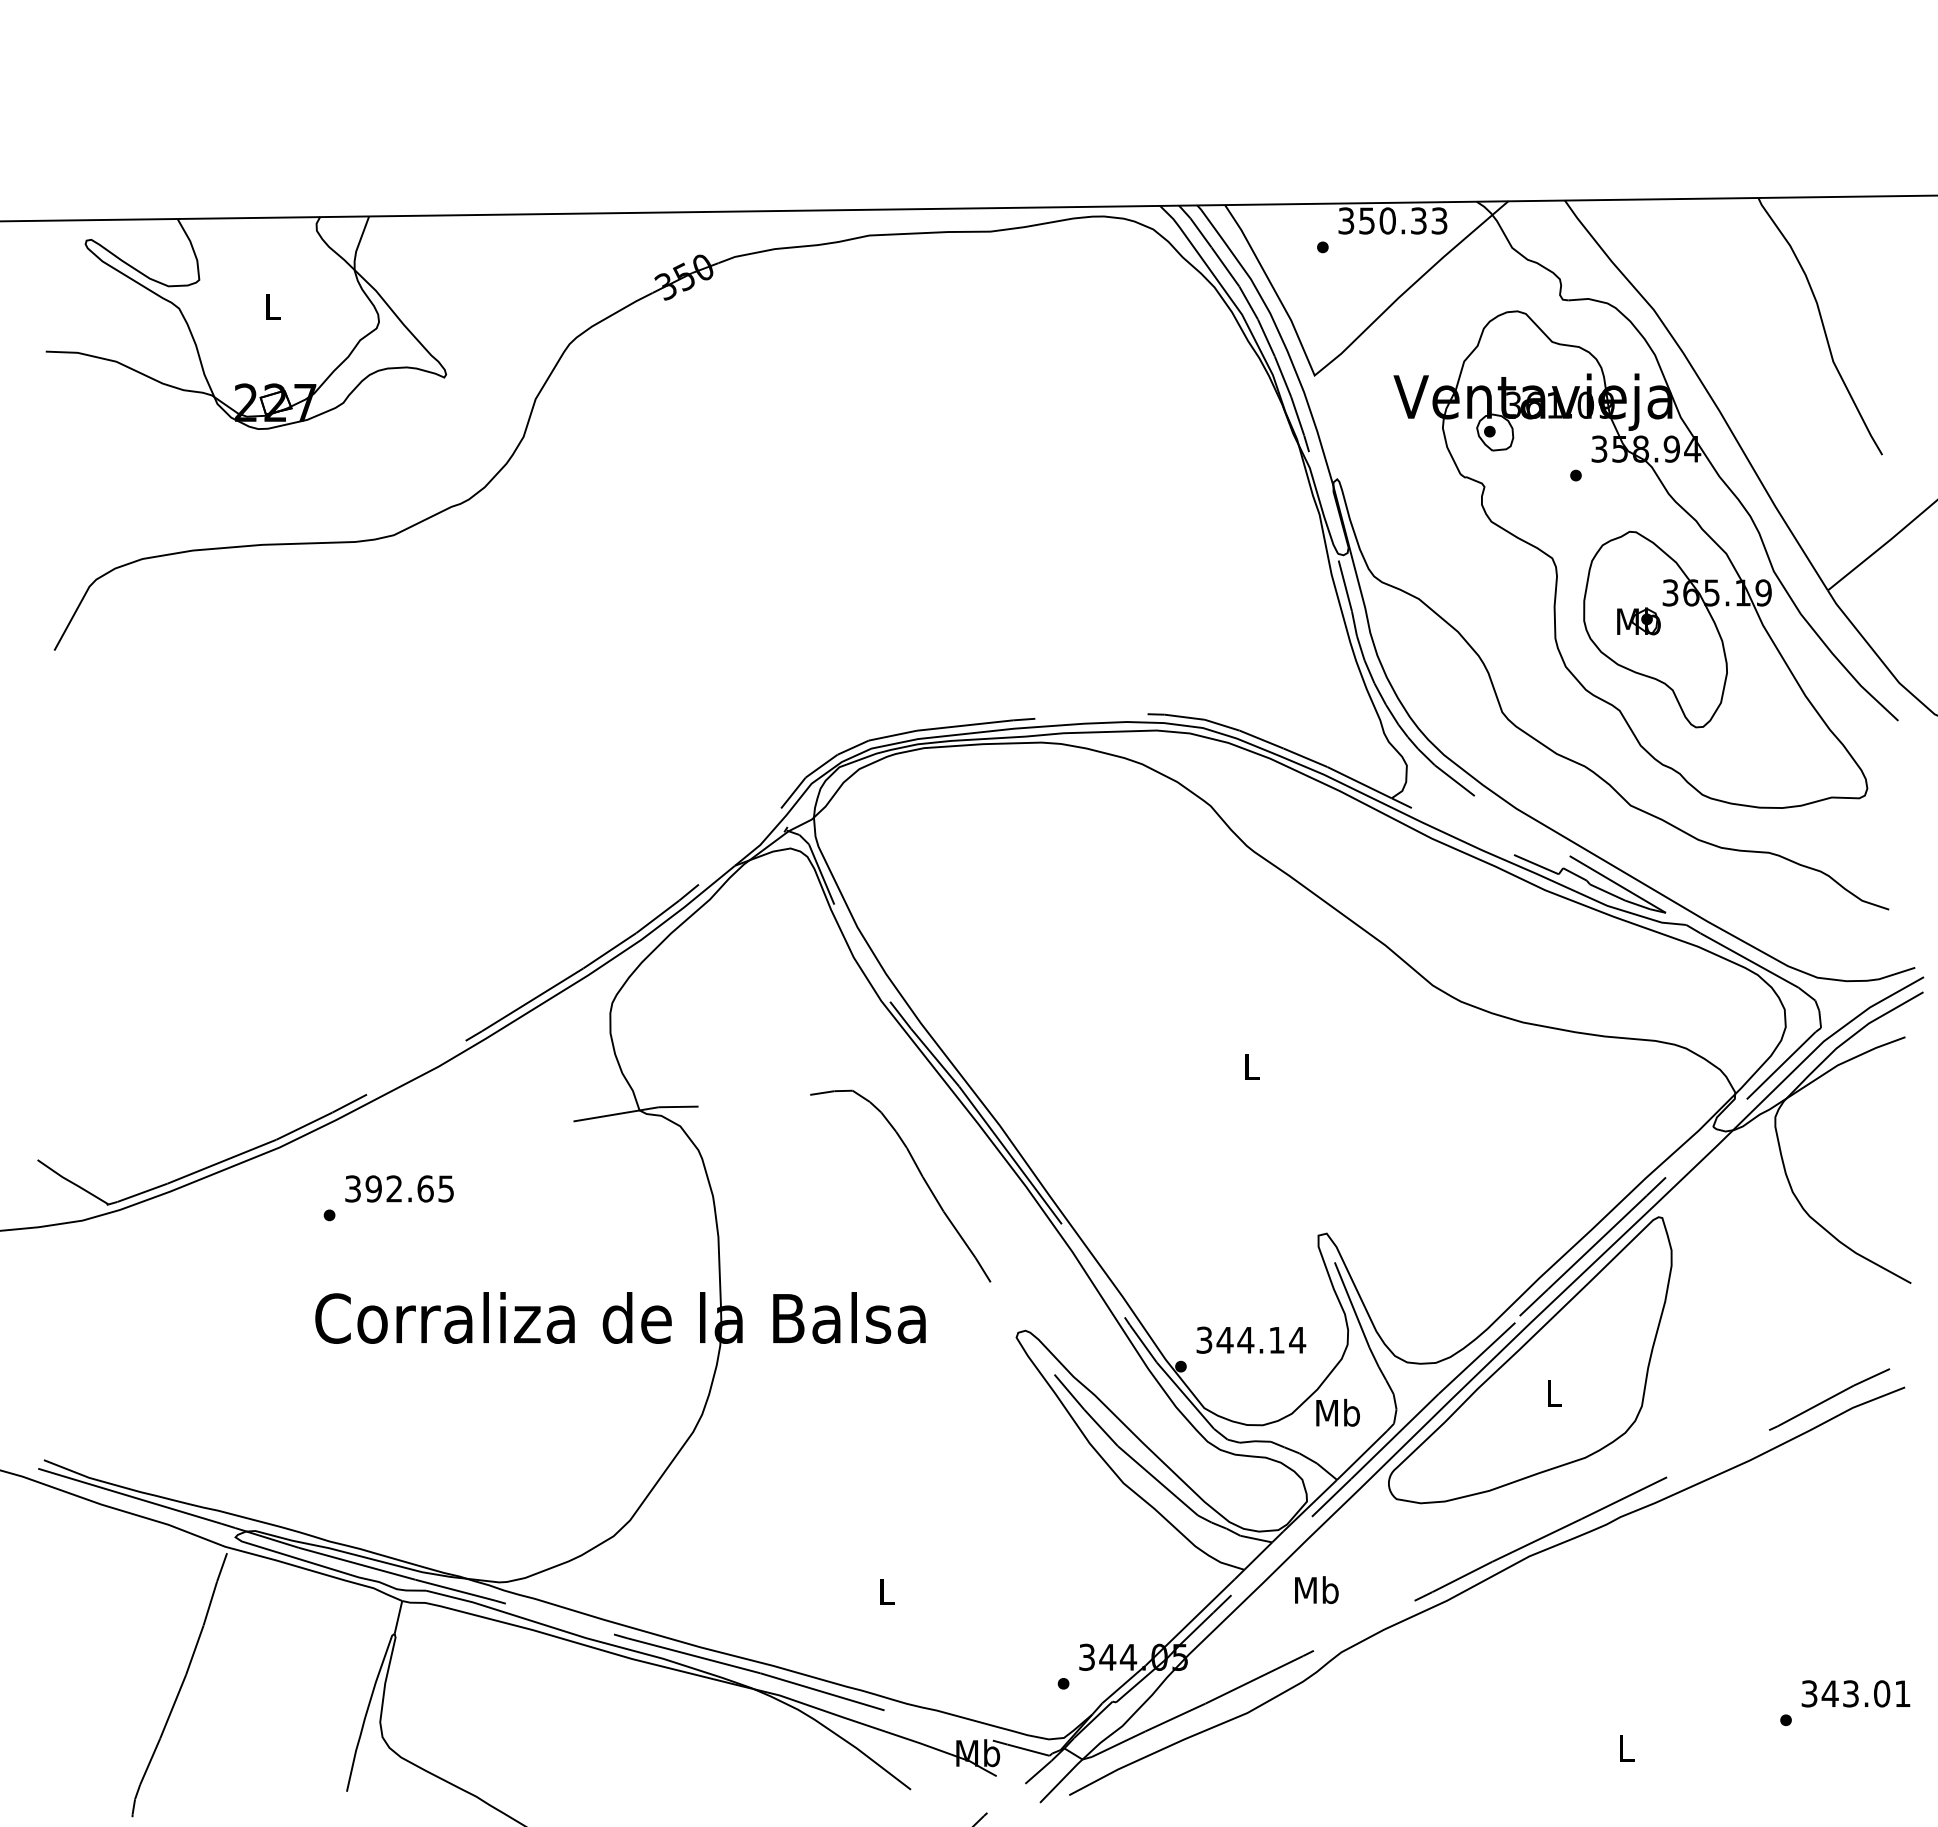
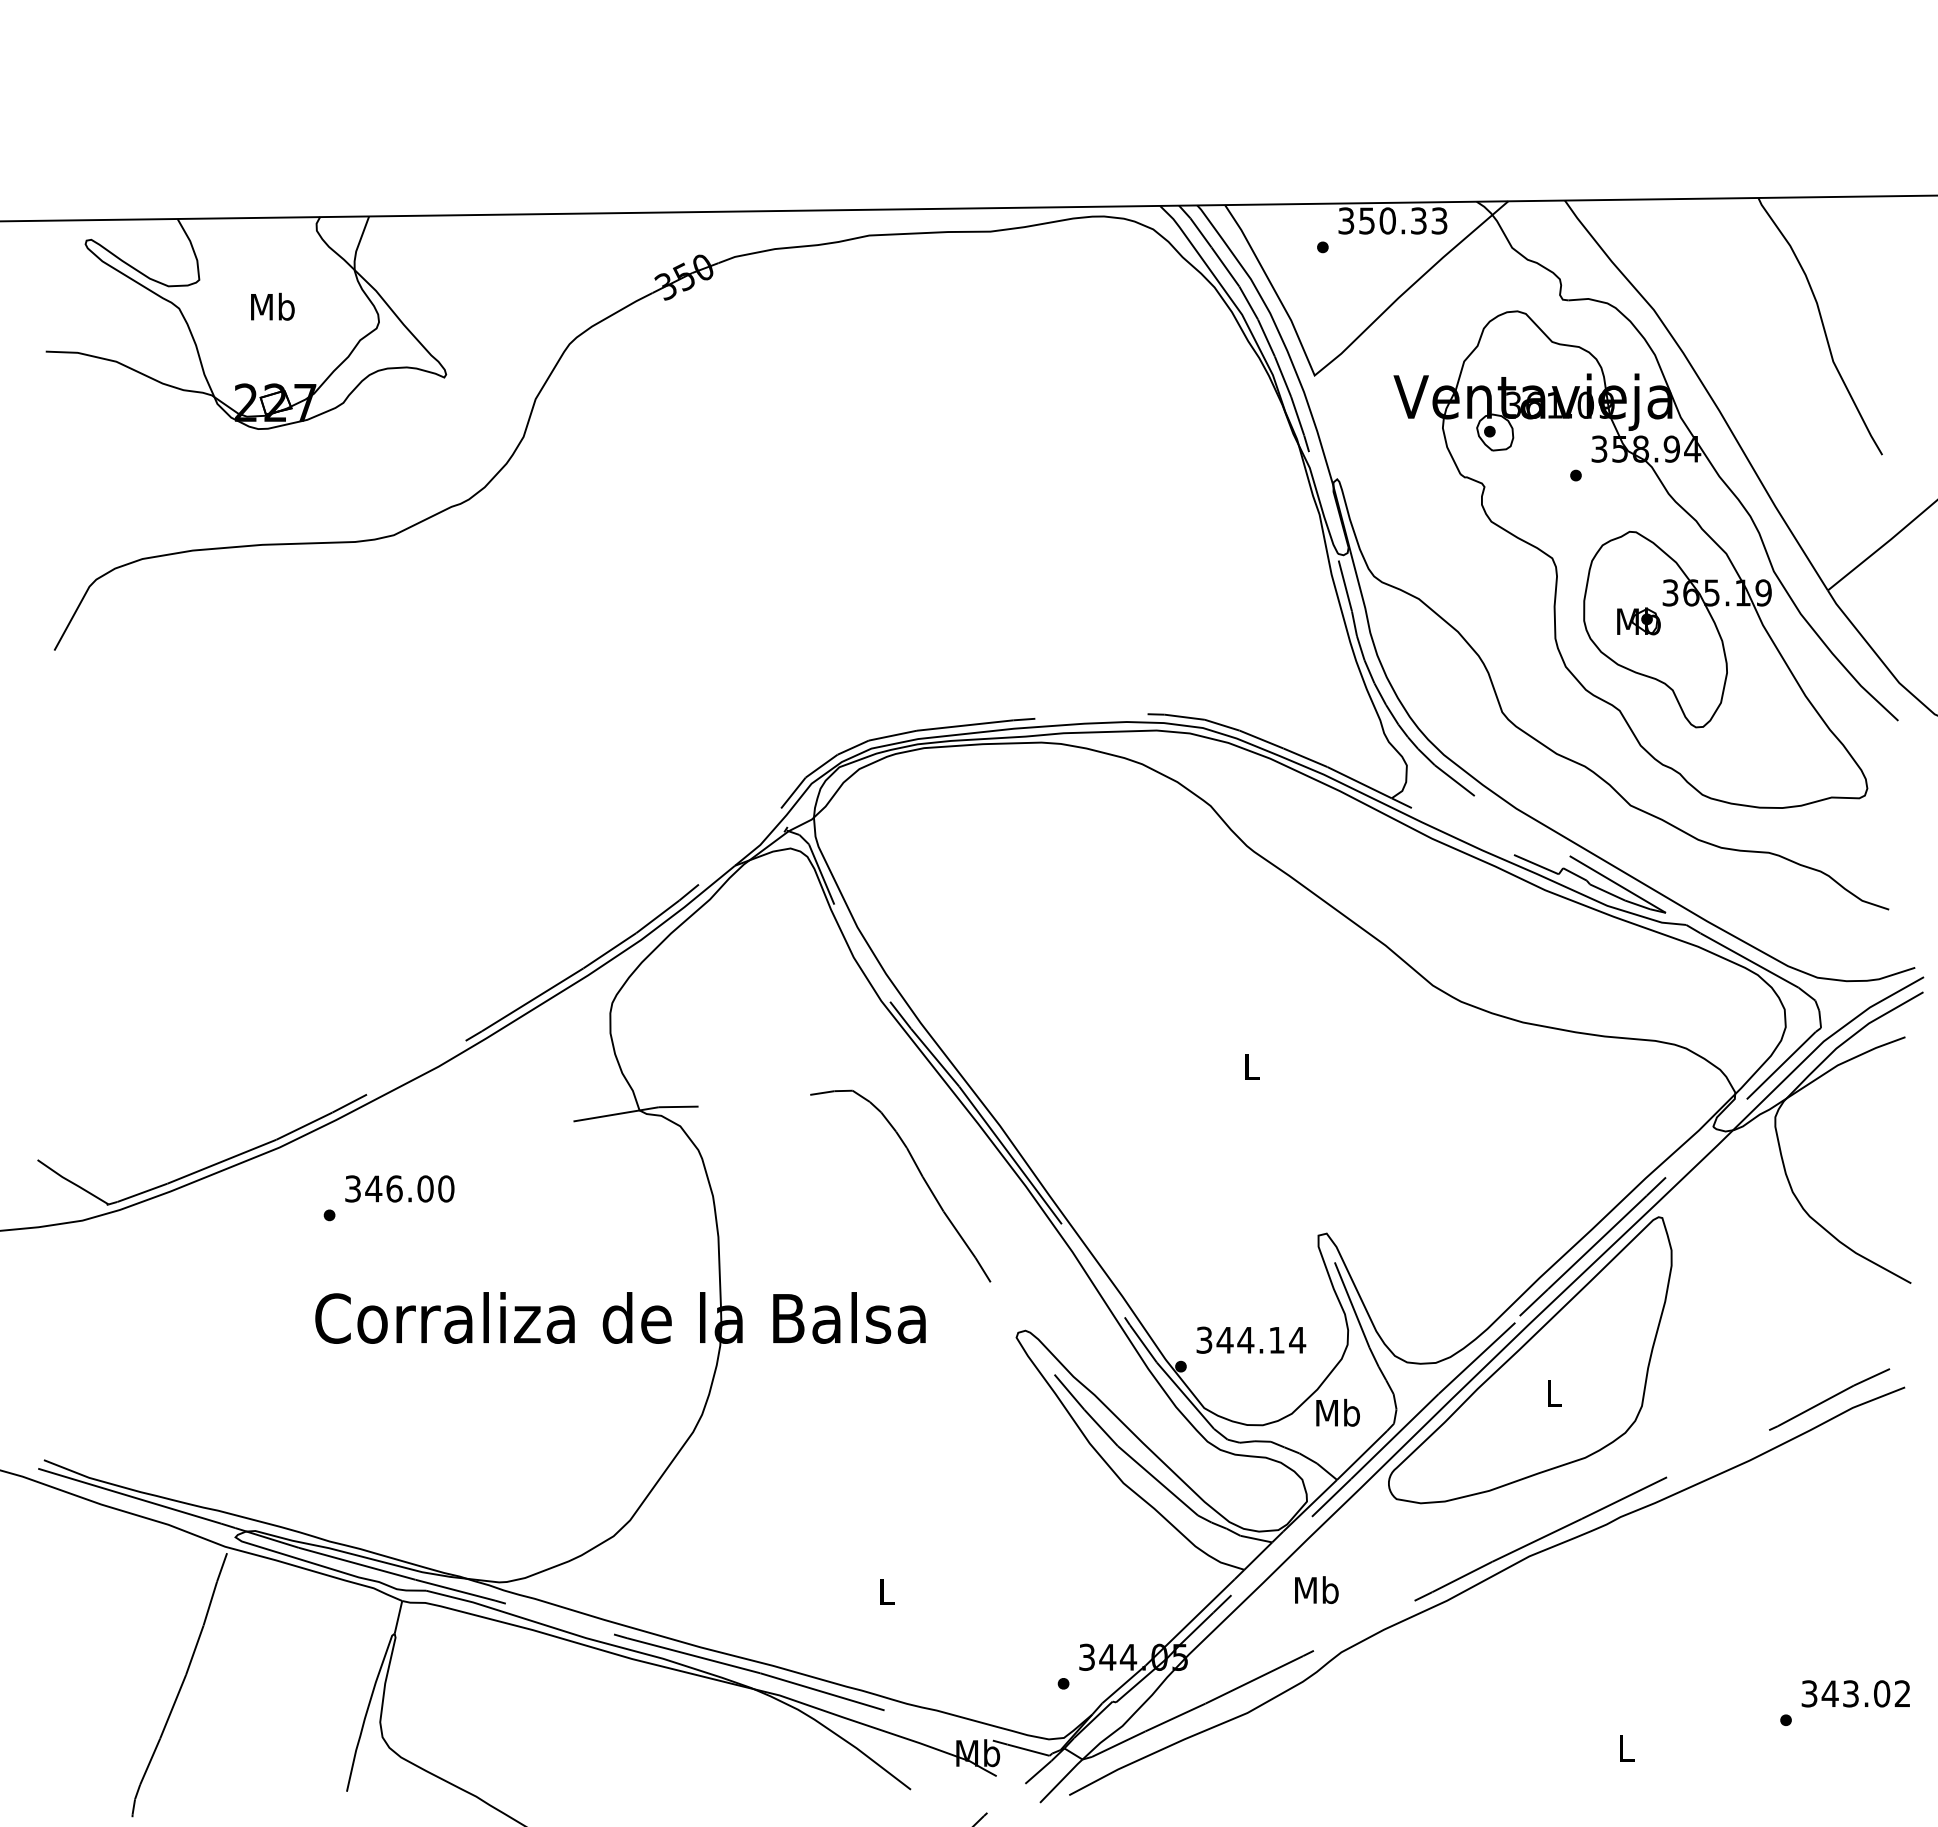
text: L -> Mb (272, 306)
text: 392.65 -> 346.00 (409, 1188)
text: 343.01 -> 343.02 (1902, 1693)
